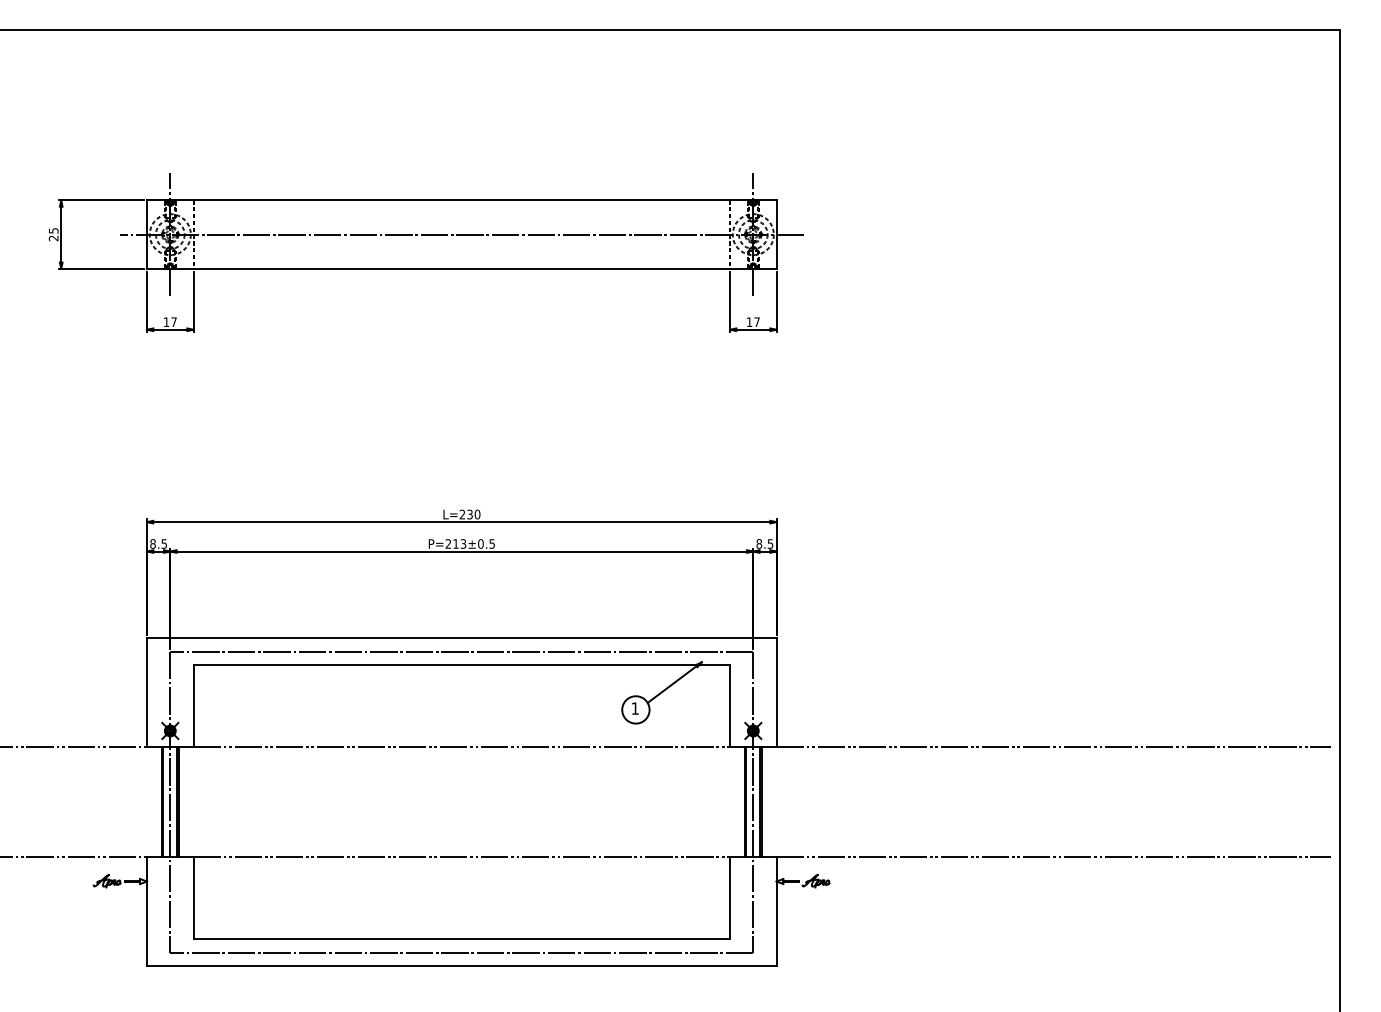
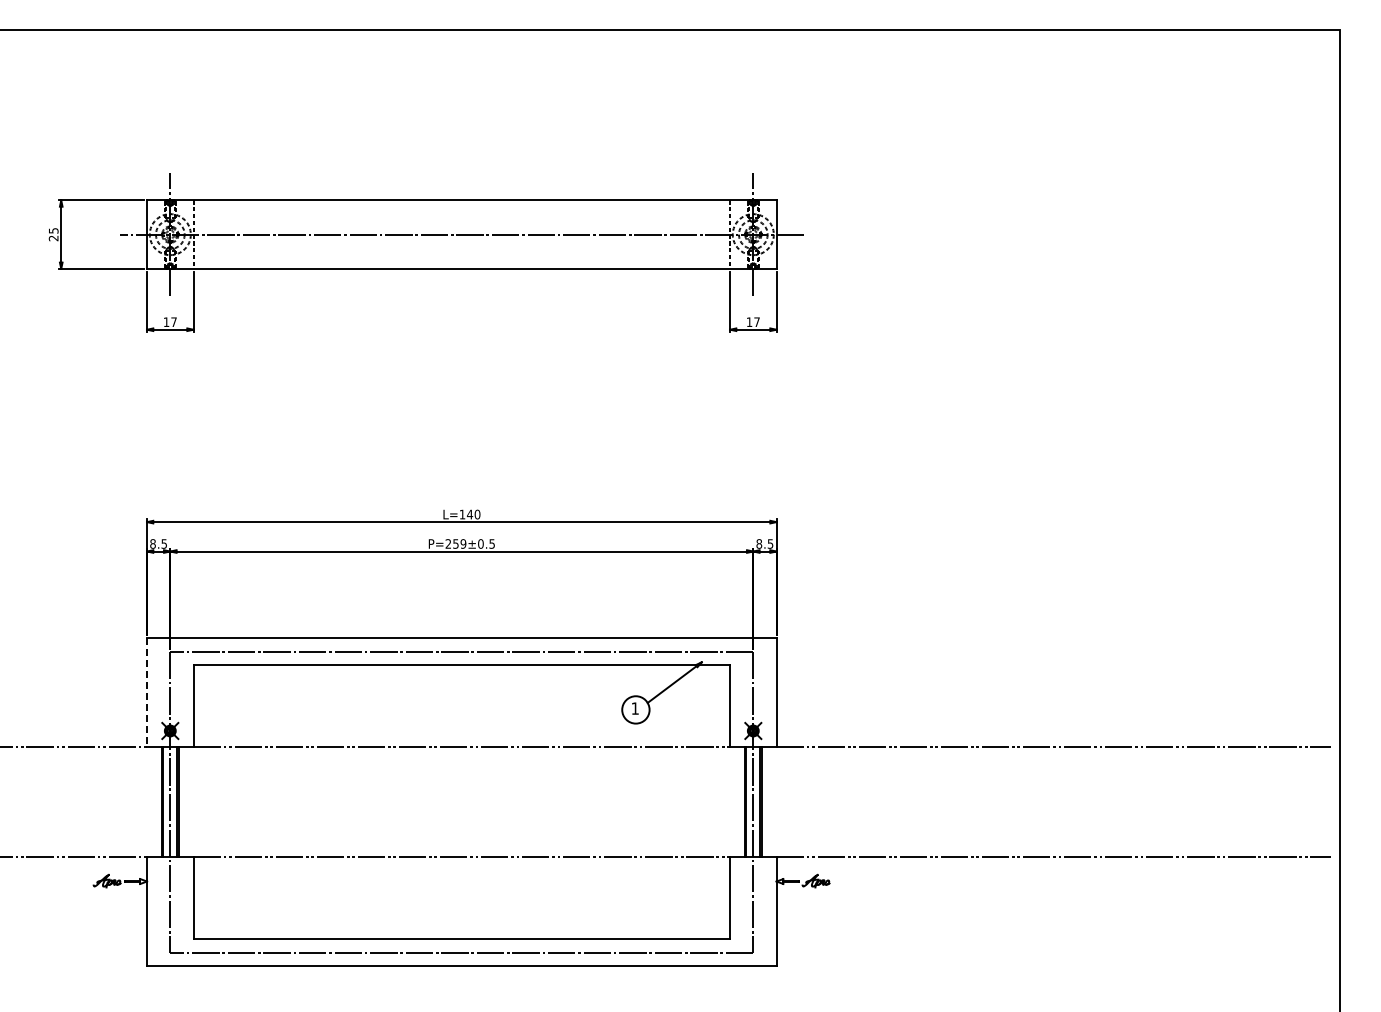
text: L=230 -> L=140 (466, 514)
text: P=213±0.5 -> P=259±0.5 (459, 543)
line: solid -> dashed (147, 692)
